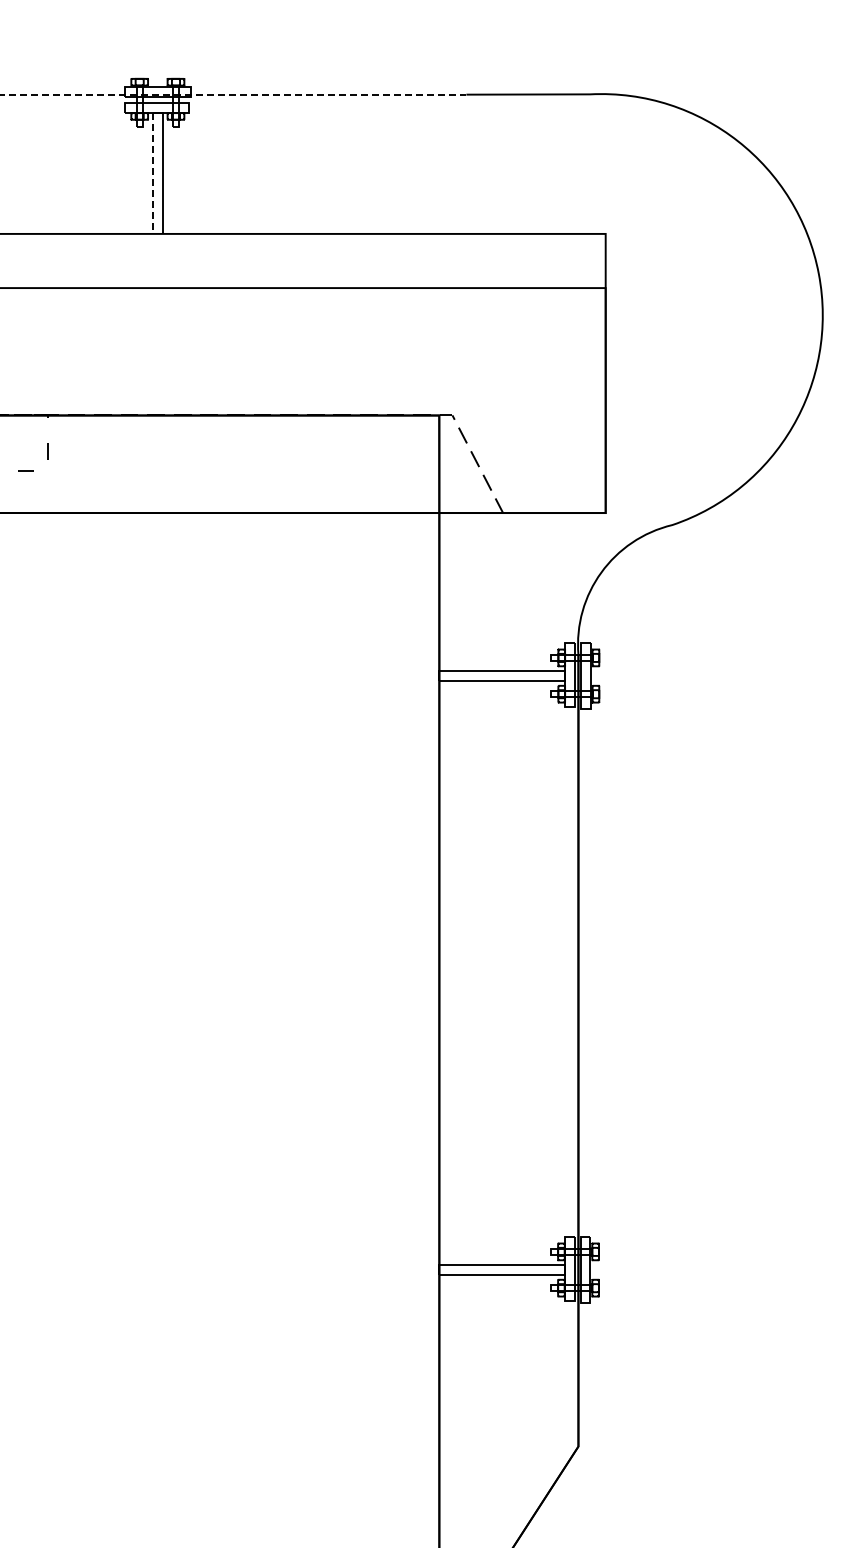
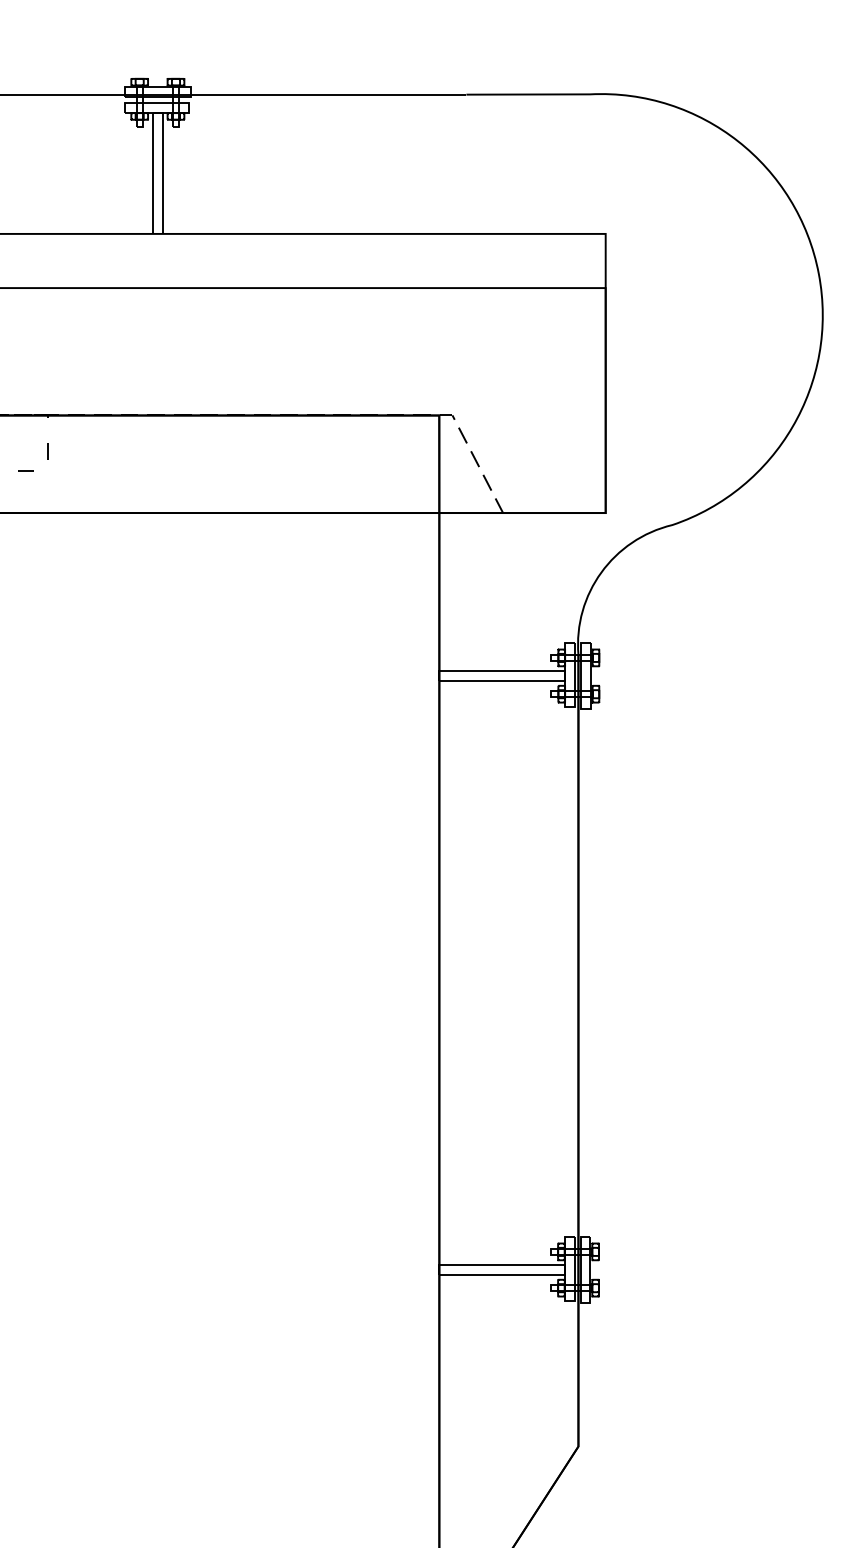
line: dashed -> solid (233, 94)
line: dashed -> solid (153, 174)
